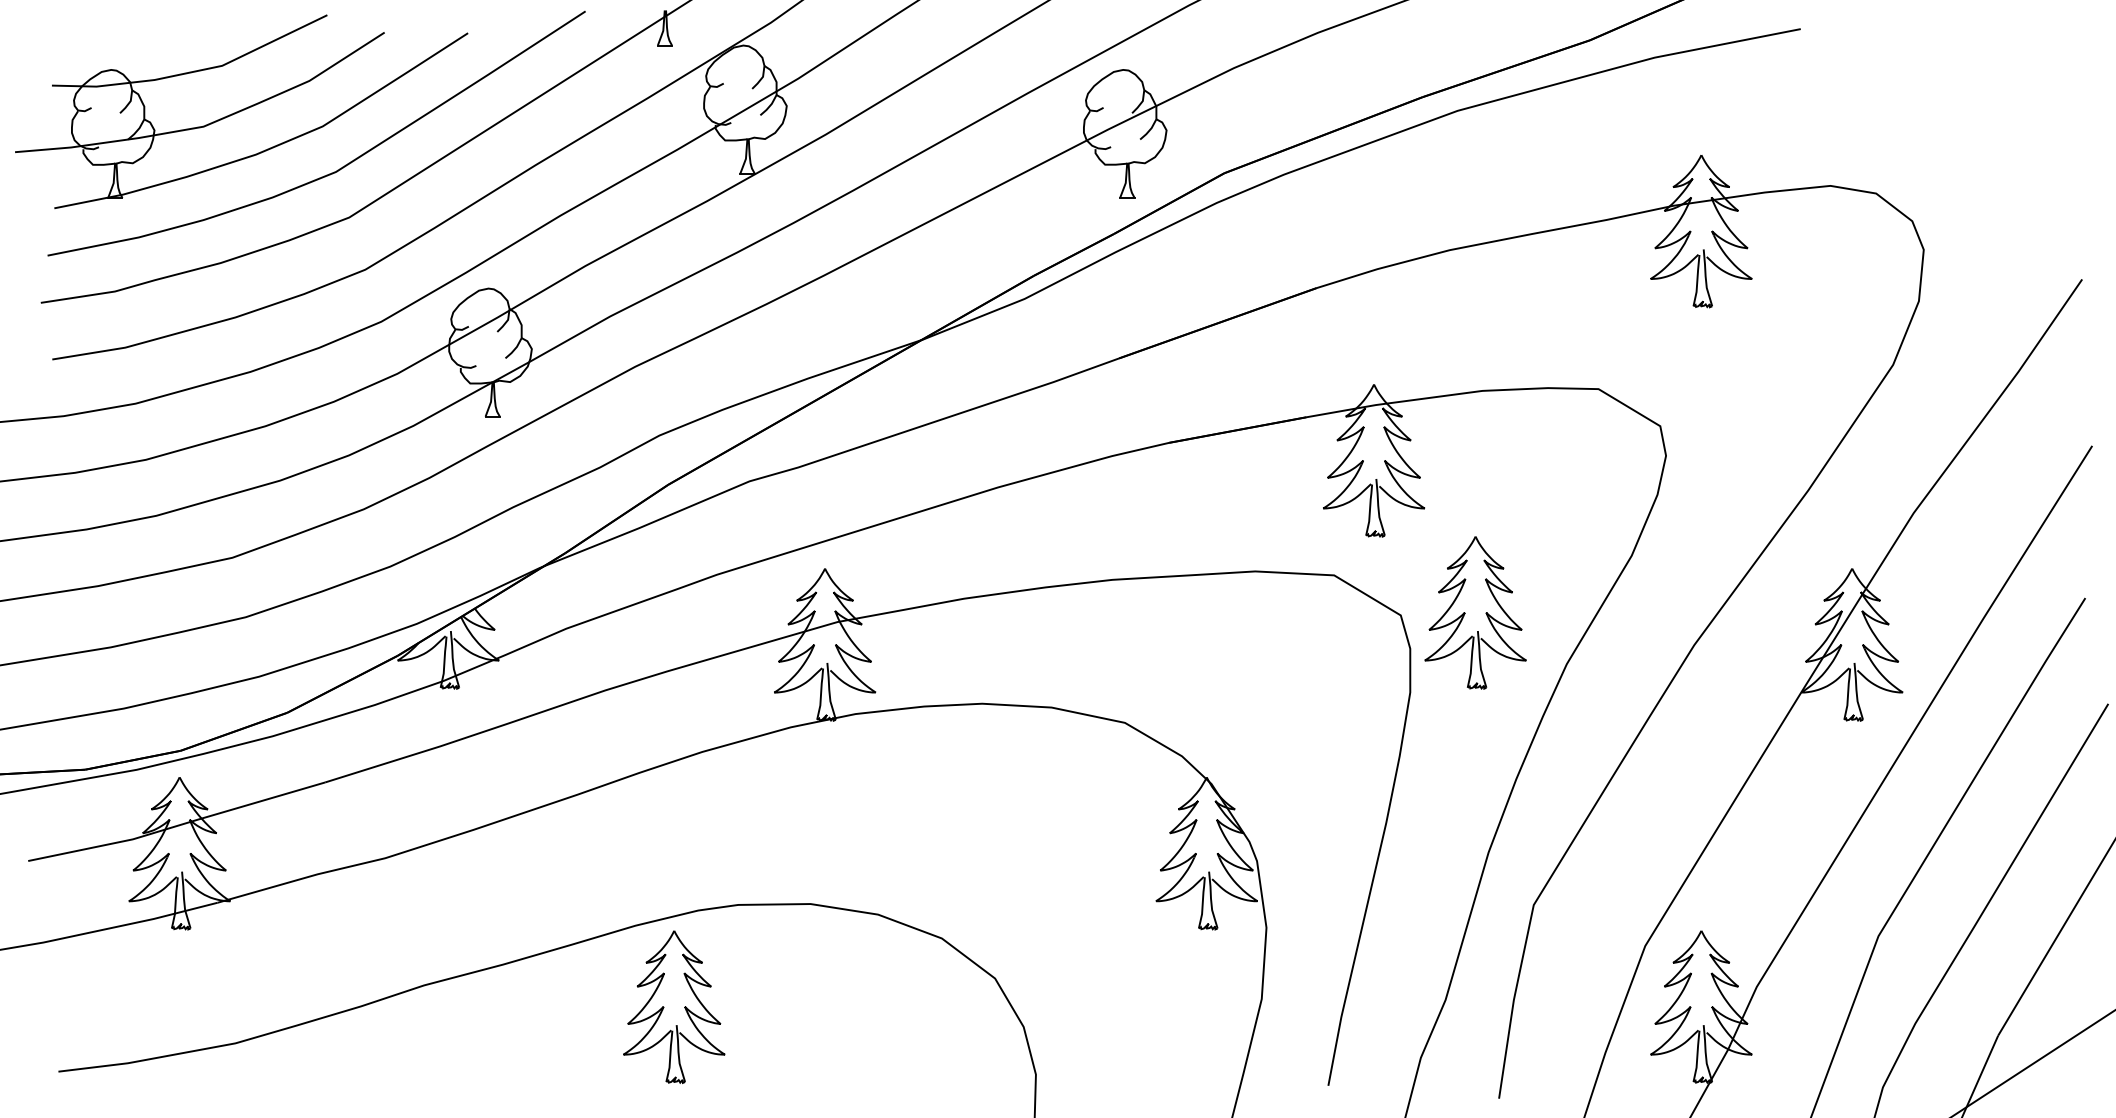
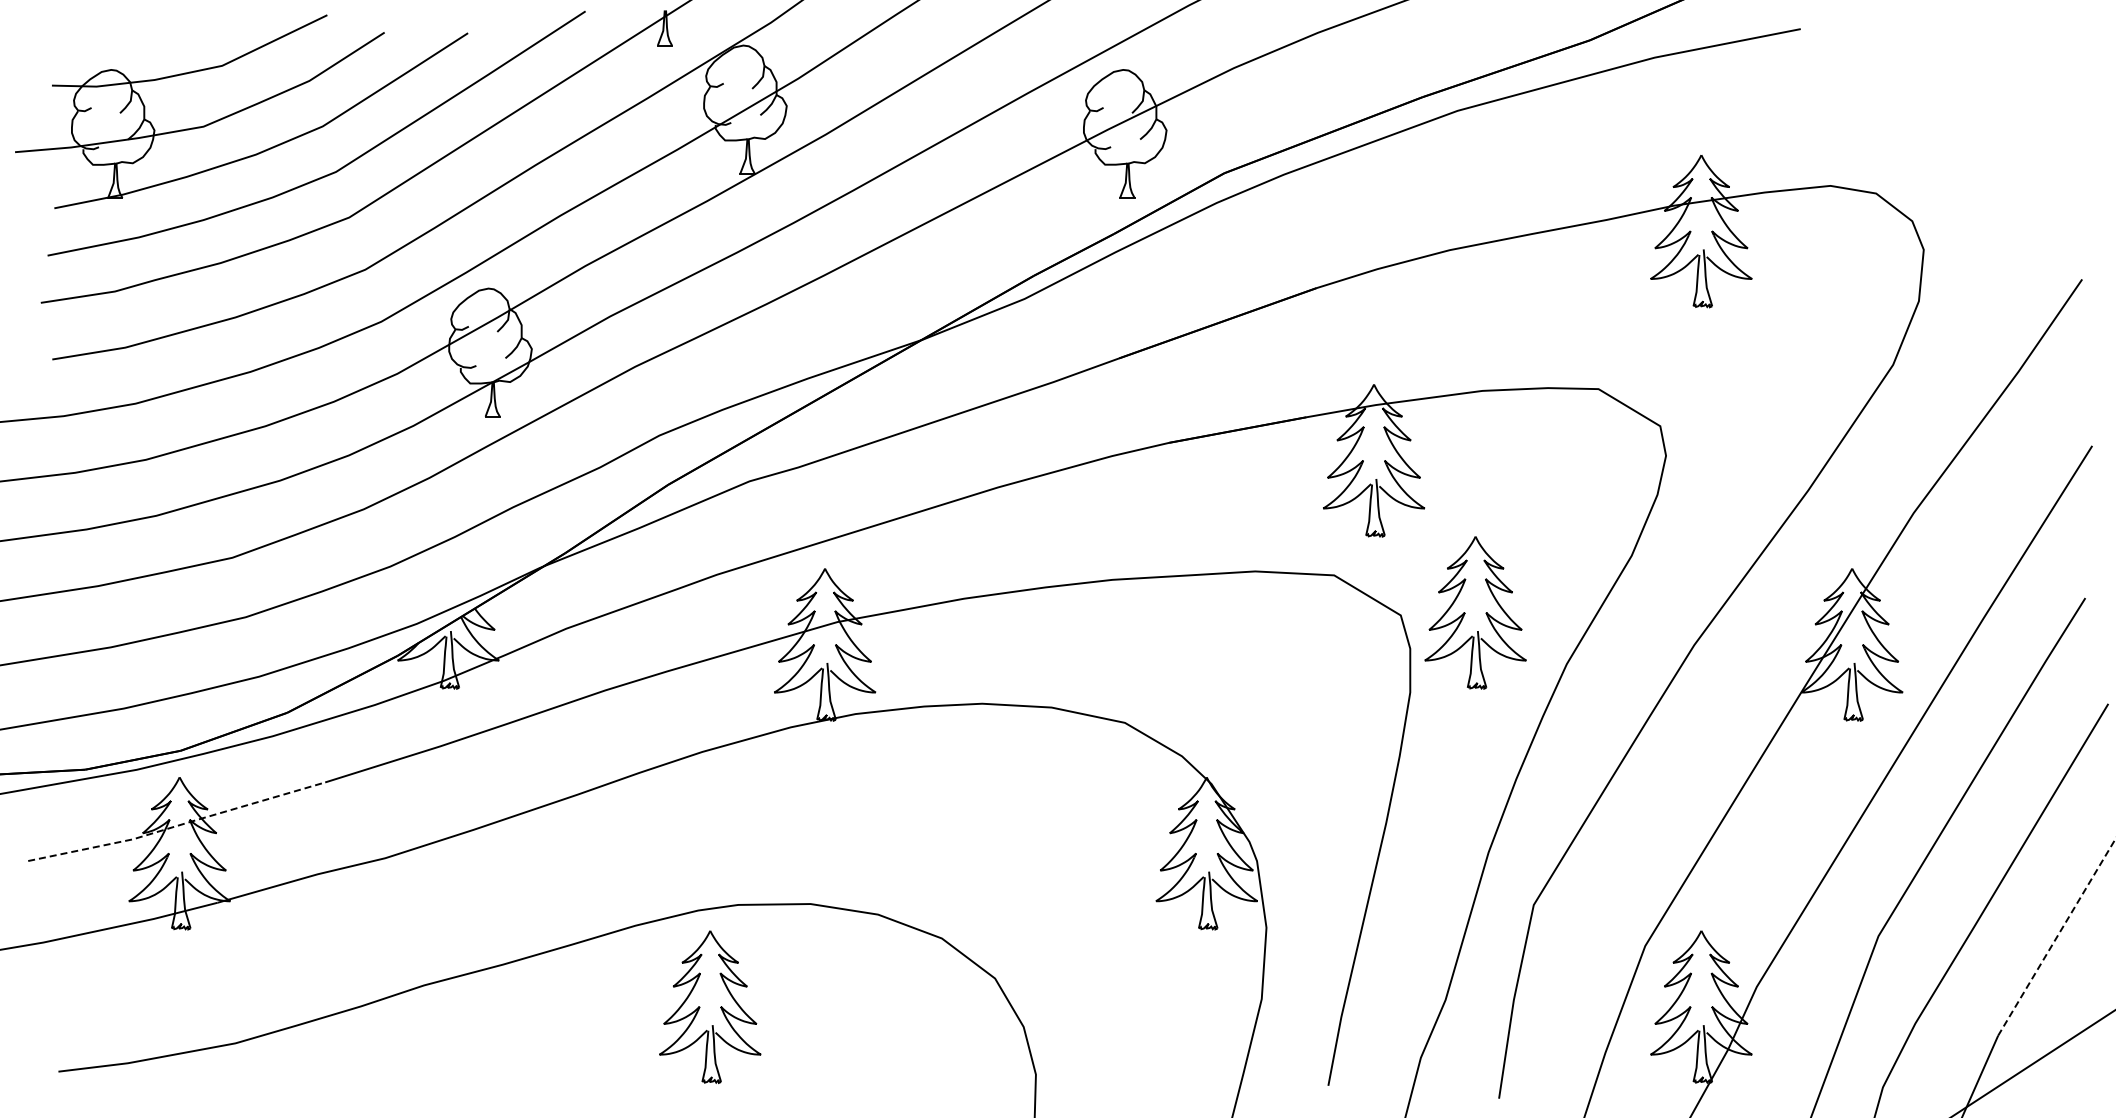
line: solid -> dashed (177, 825)
line: solid -> dashed (2057, 937)
part position: (674, 1006) -> (710, 1006) (710, 1006)
